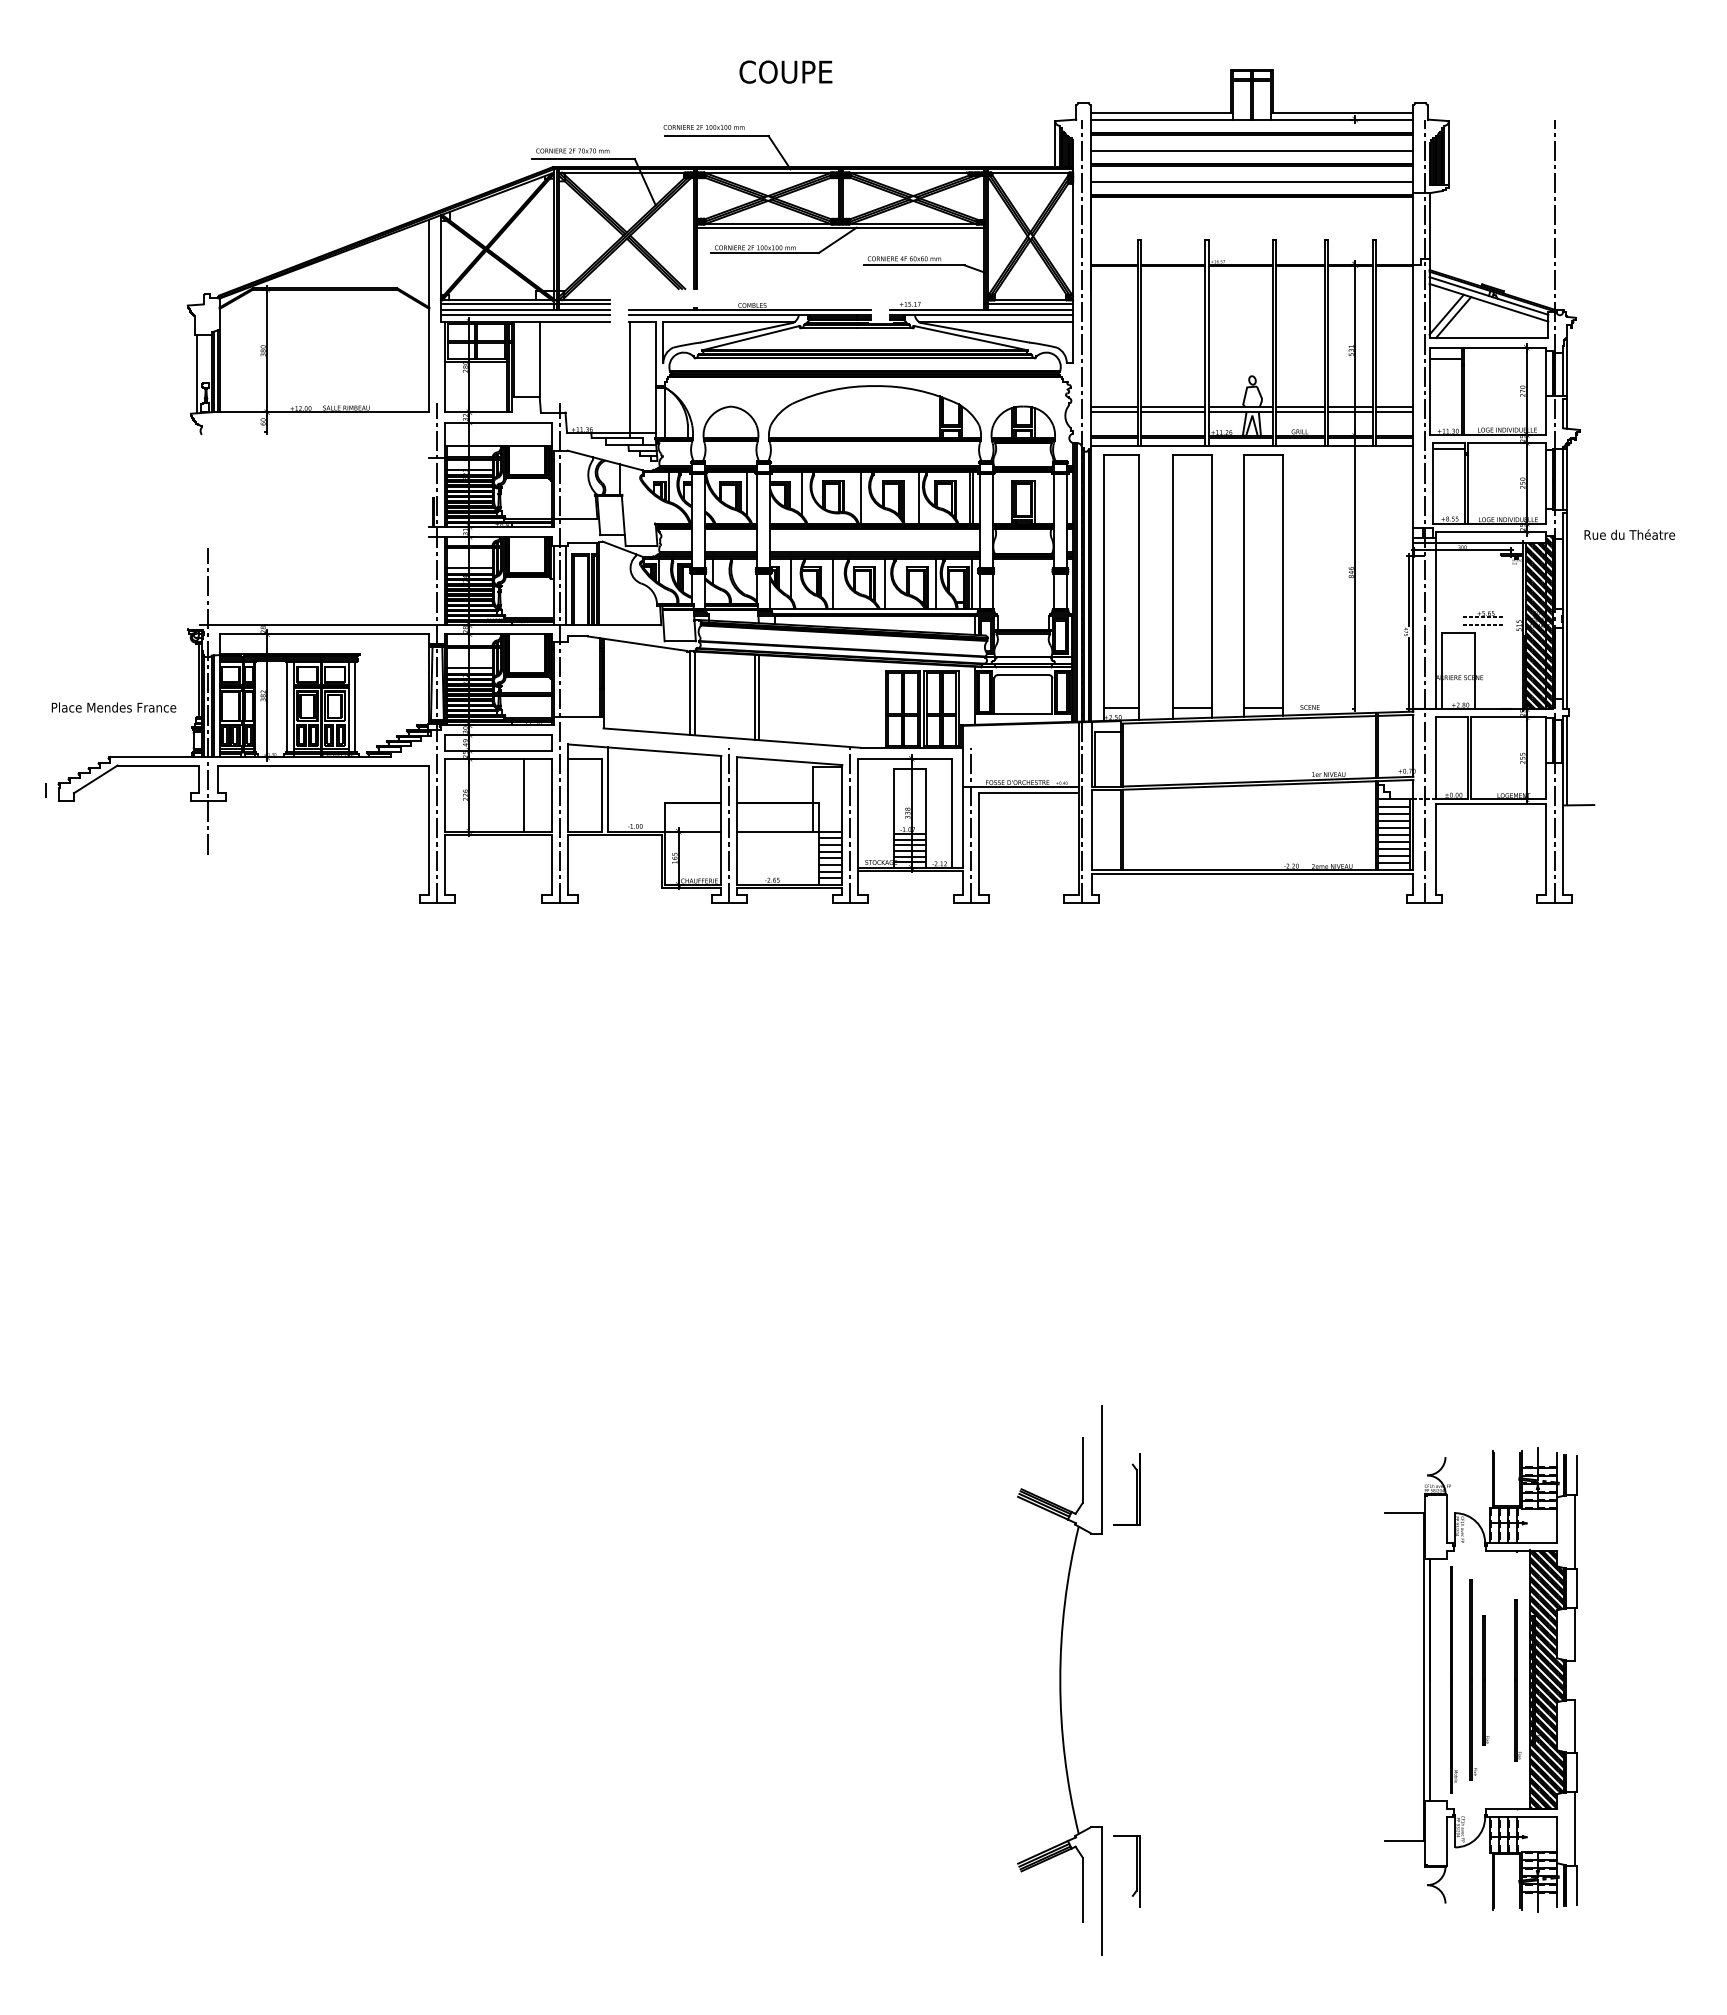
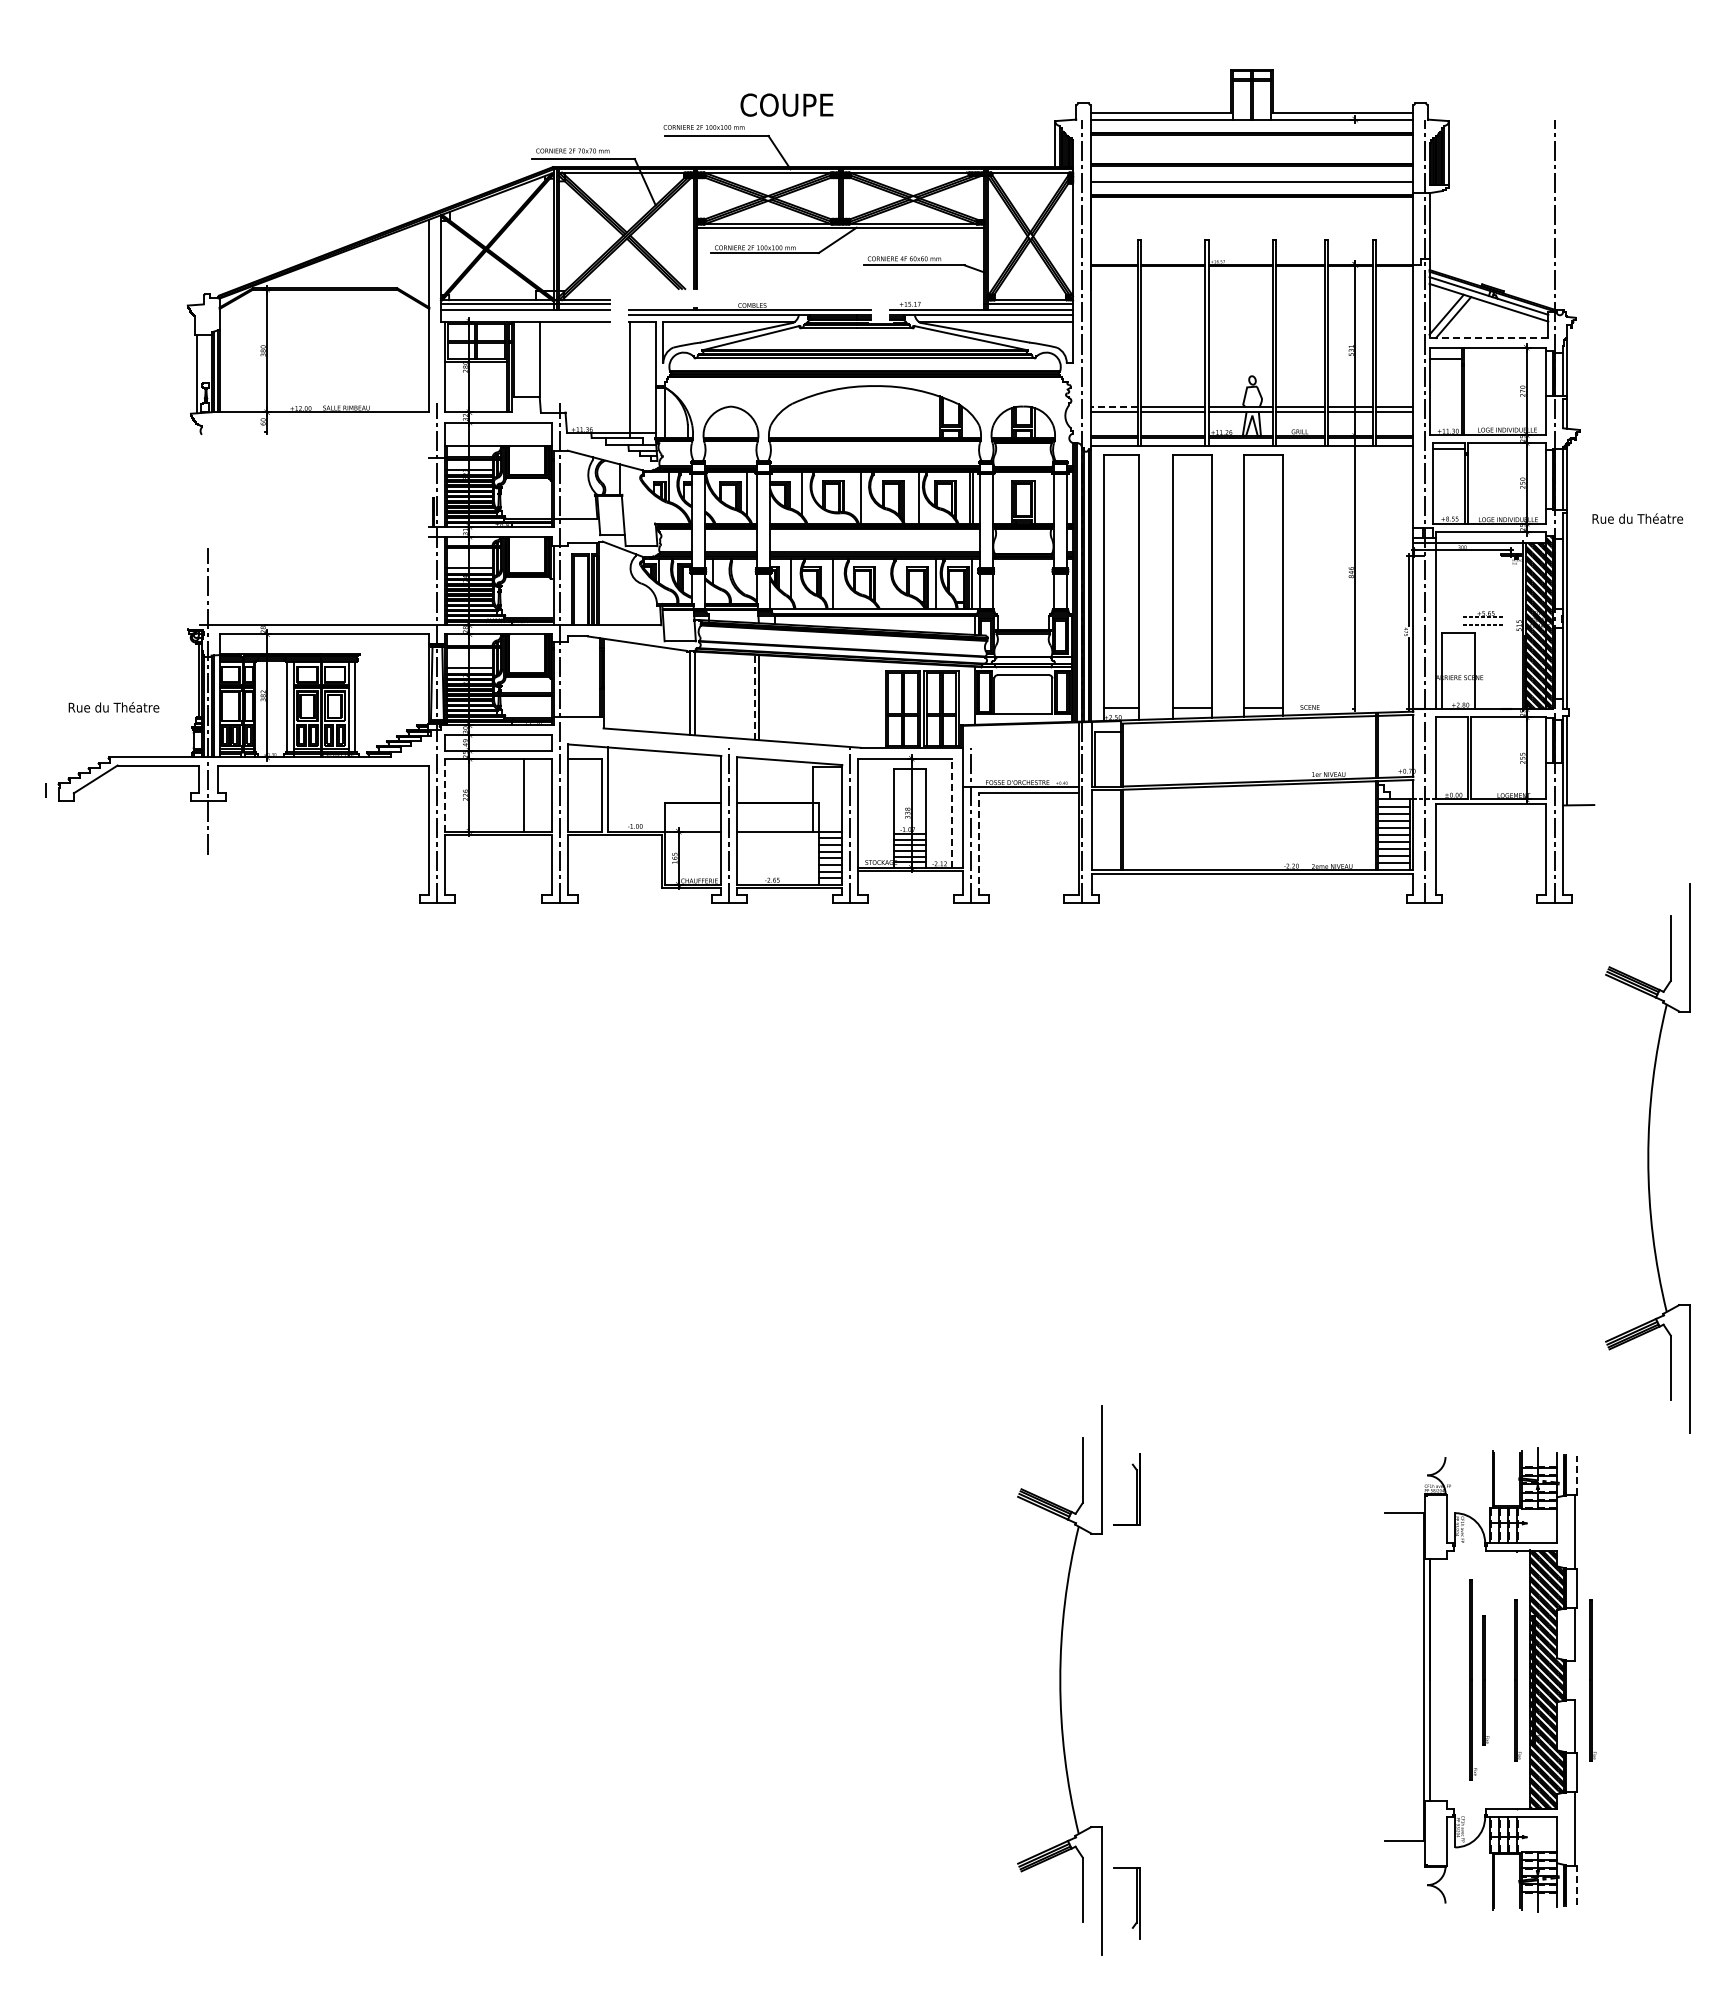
text position: (785, 71) -> (786, 104) (786, 104)
line: present -> none (1251, 150)
line: present -> none (524, 315)
line: solid -> dashed (1488, 338)
line: solid -> dashed (1113, 407)
text position: (1629, 534) -> (1637, 518) (1637, 518)
line: present -> none (884, 583)
line: present -> none (565, 585)
line: solid -> dashed (754, 696)
text: Place Mendes France -> Rue du Théatre (113, 706)
line: solid -> dashed (445, 794)
line: solid -> dashed (952, 813)
line: solid -> dashed (979, 843)
part: none -> present (1647, 1158)
line: solid -> dashed (1577, 1474)
part: present -> none (1453, 1679)
part: none -> present (1592, 1680)
part position: (1136, 1871) -> (1136, 1903) (1136, 1903)
line: solid -> dashed (1577, 1884)
